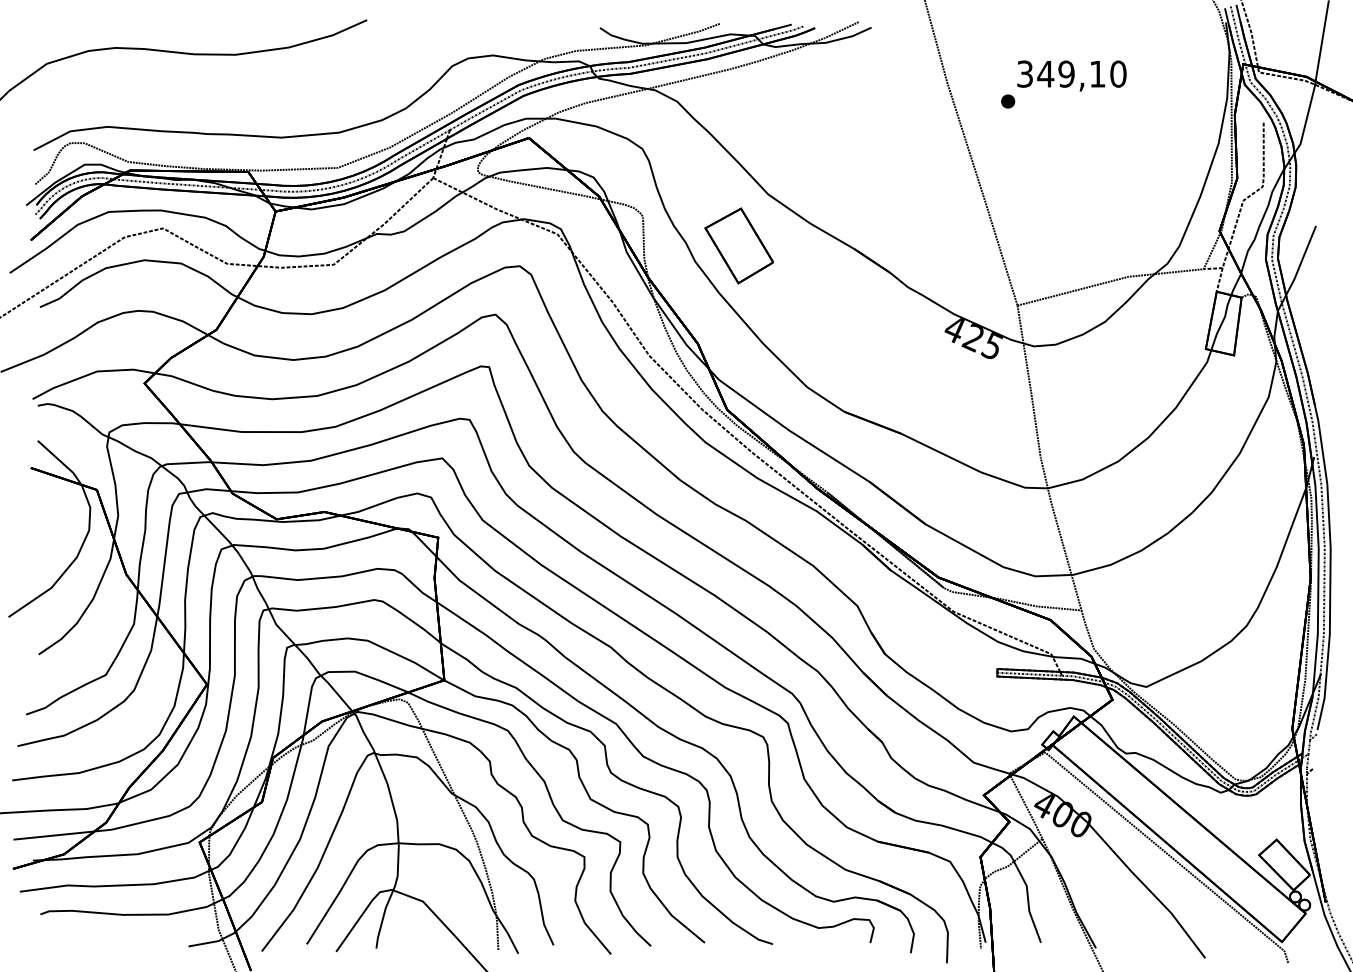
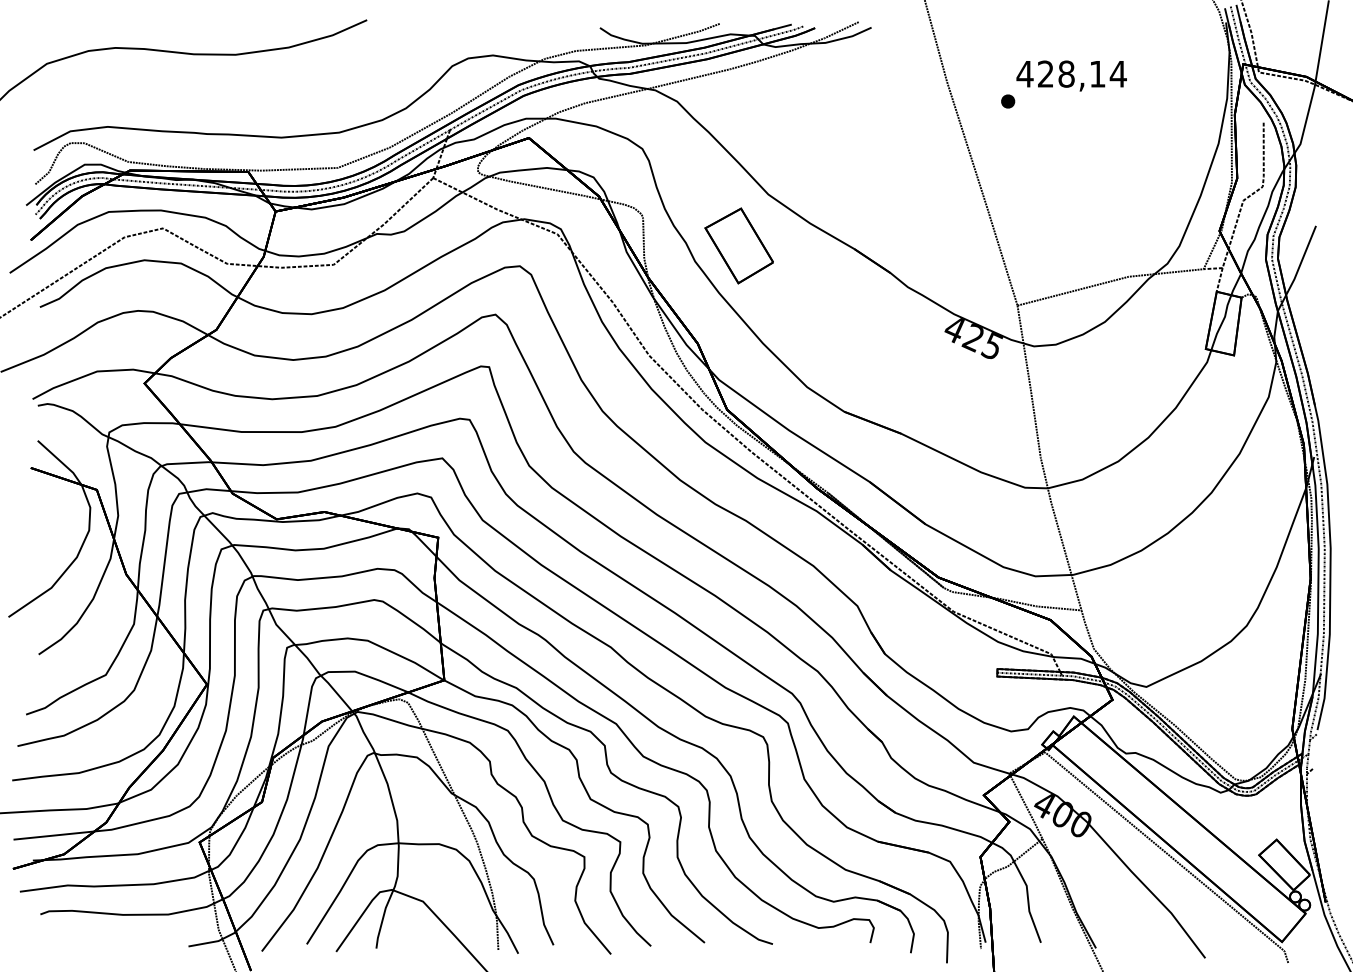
text: 349,10 -> 428,14 (1071, 73)
